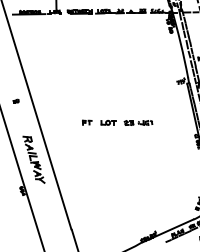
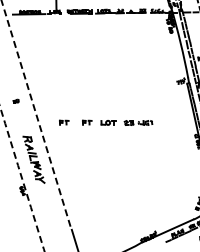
line: solid -> dashed (36, 115)
part: none -> present (64, 122)
arc: solid -> dashed (22, 179)
